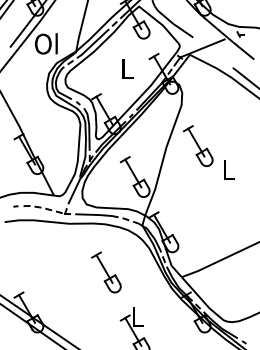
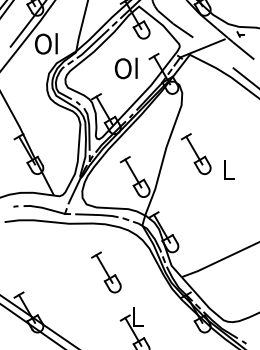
text: L -> Ol (125, 68)
part position: (198, 145) -> (196, 153) (196, 153)
line: dashed -> solid (43, 207)
